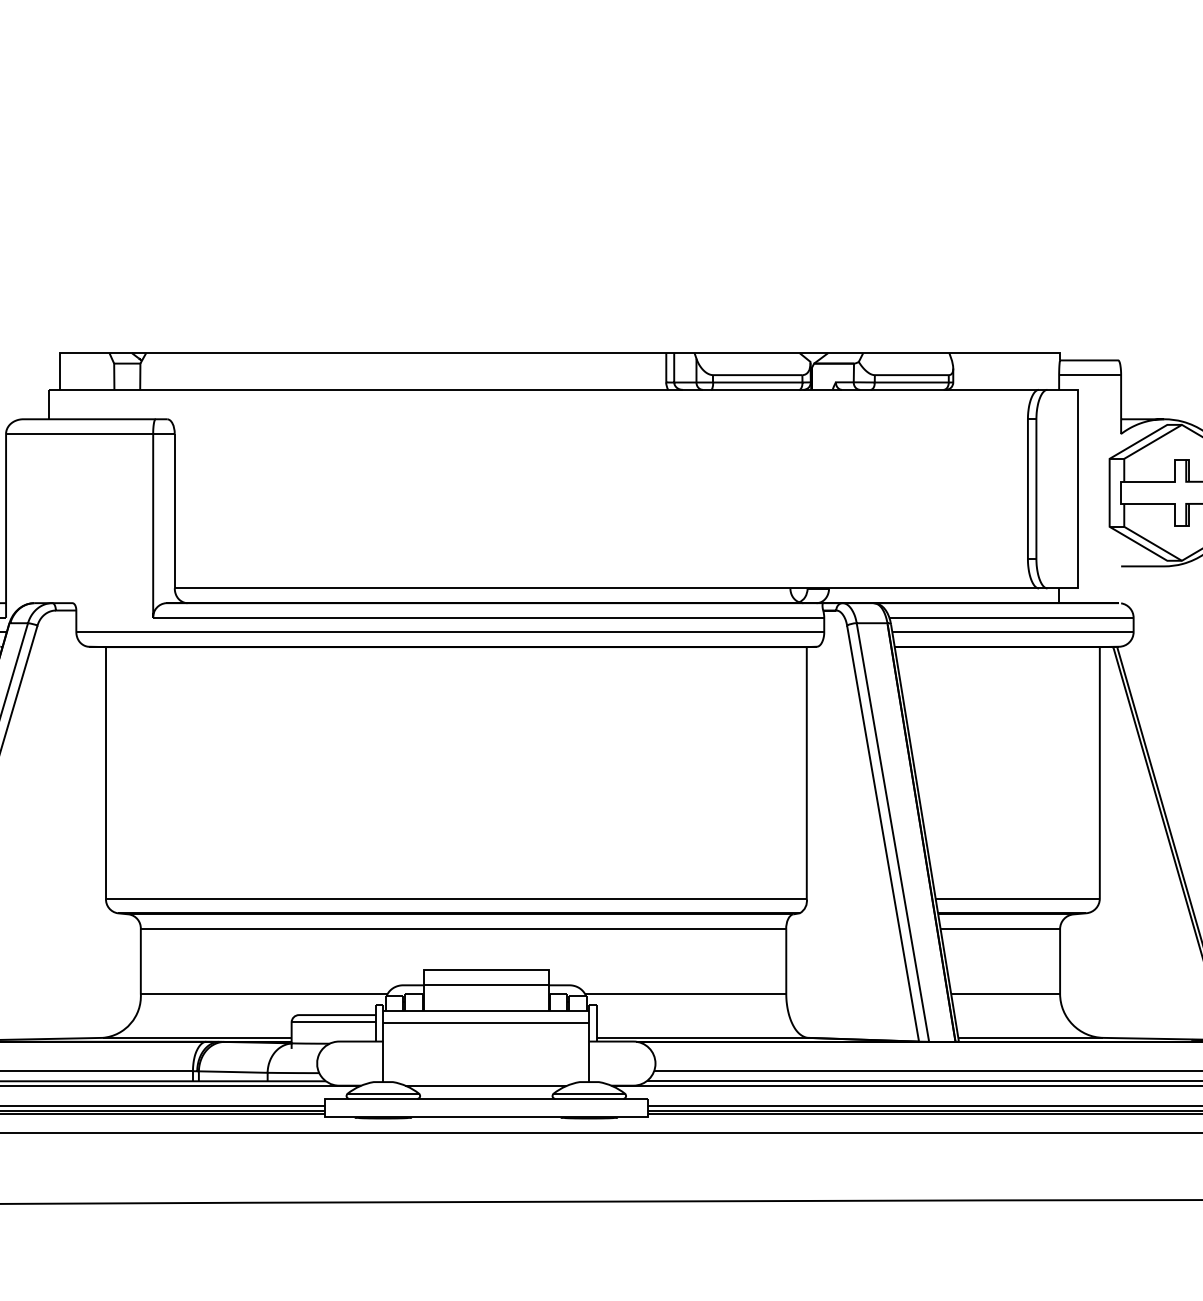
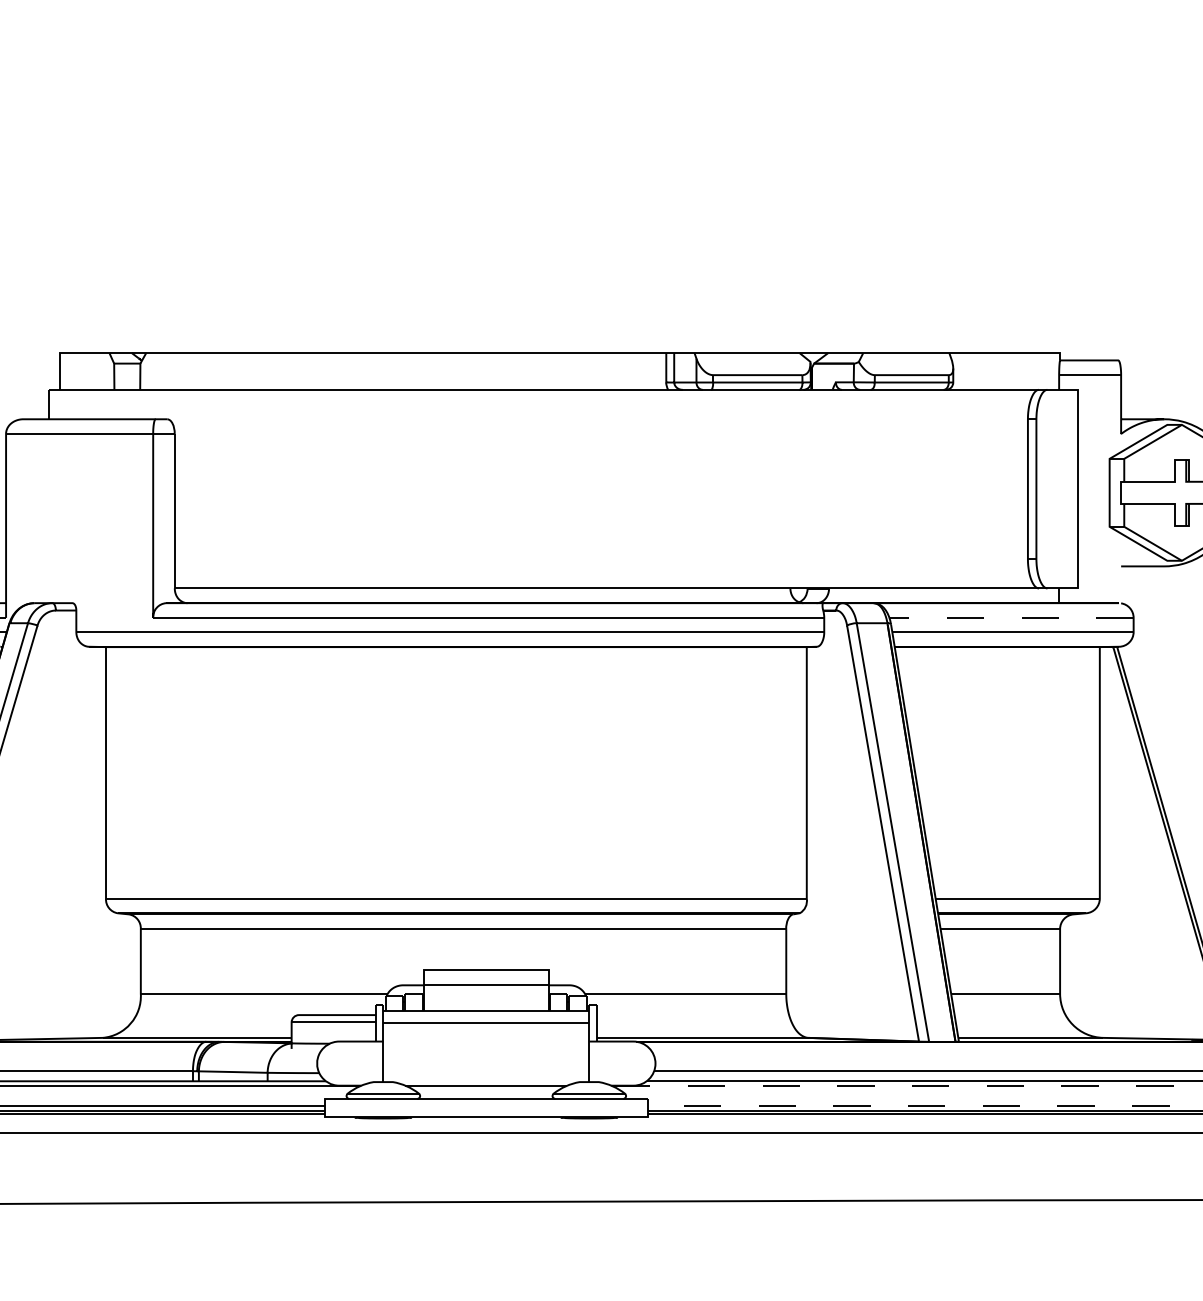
line: solid -> dashed (1011, 617)
line: solid -> dashed (907, 1086)
line: solid -> dashed (925, 1105)
